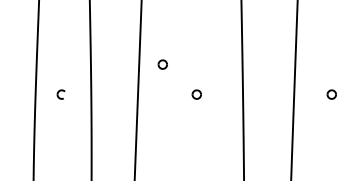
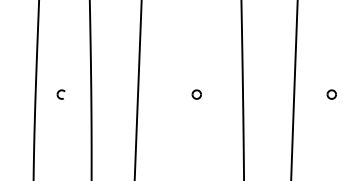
part: present -> none (162, 64)
